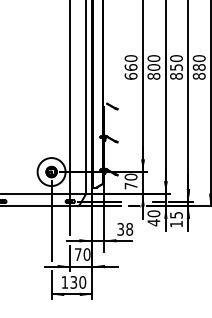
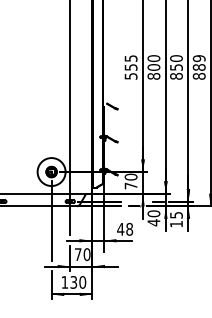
text: 880 -> 889 (199, 58)
text: 660 -> 555 (130, 67)
line: present -> none (85, 97)
text: 38 -> 48 (120, 228)
